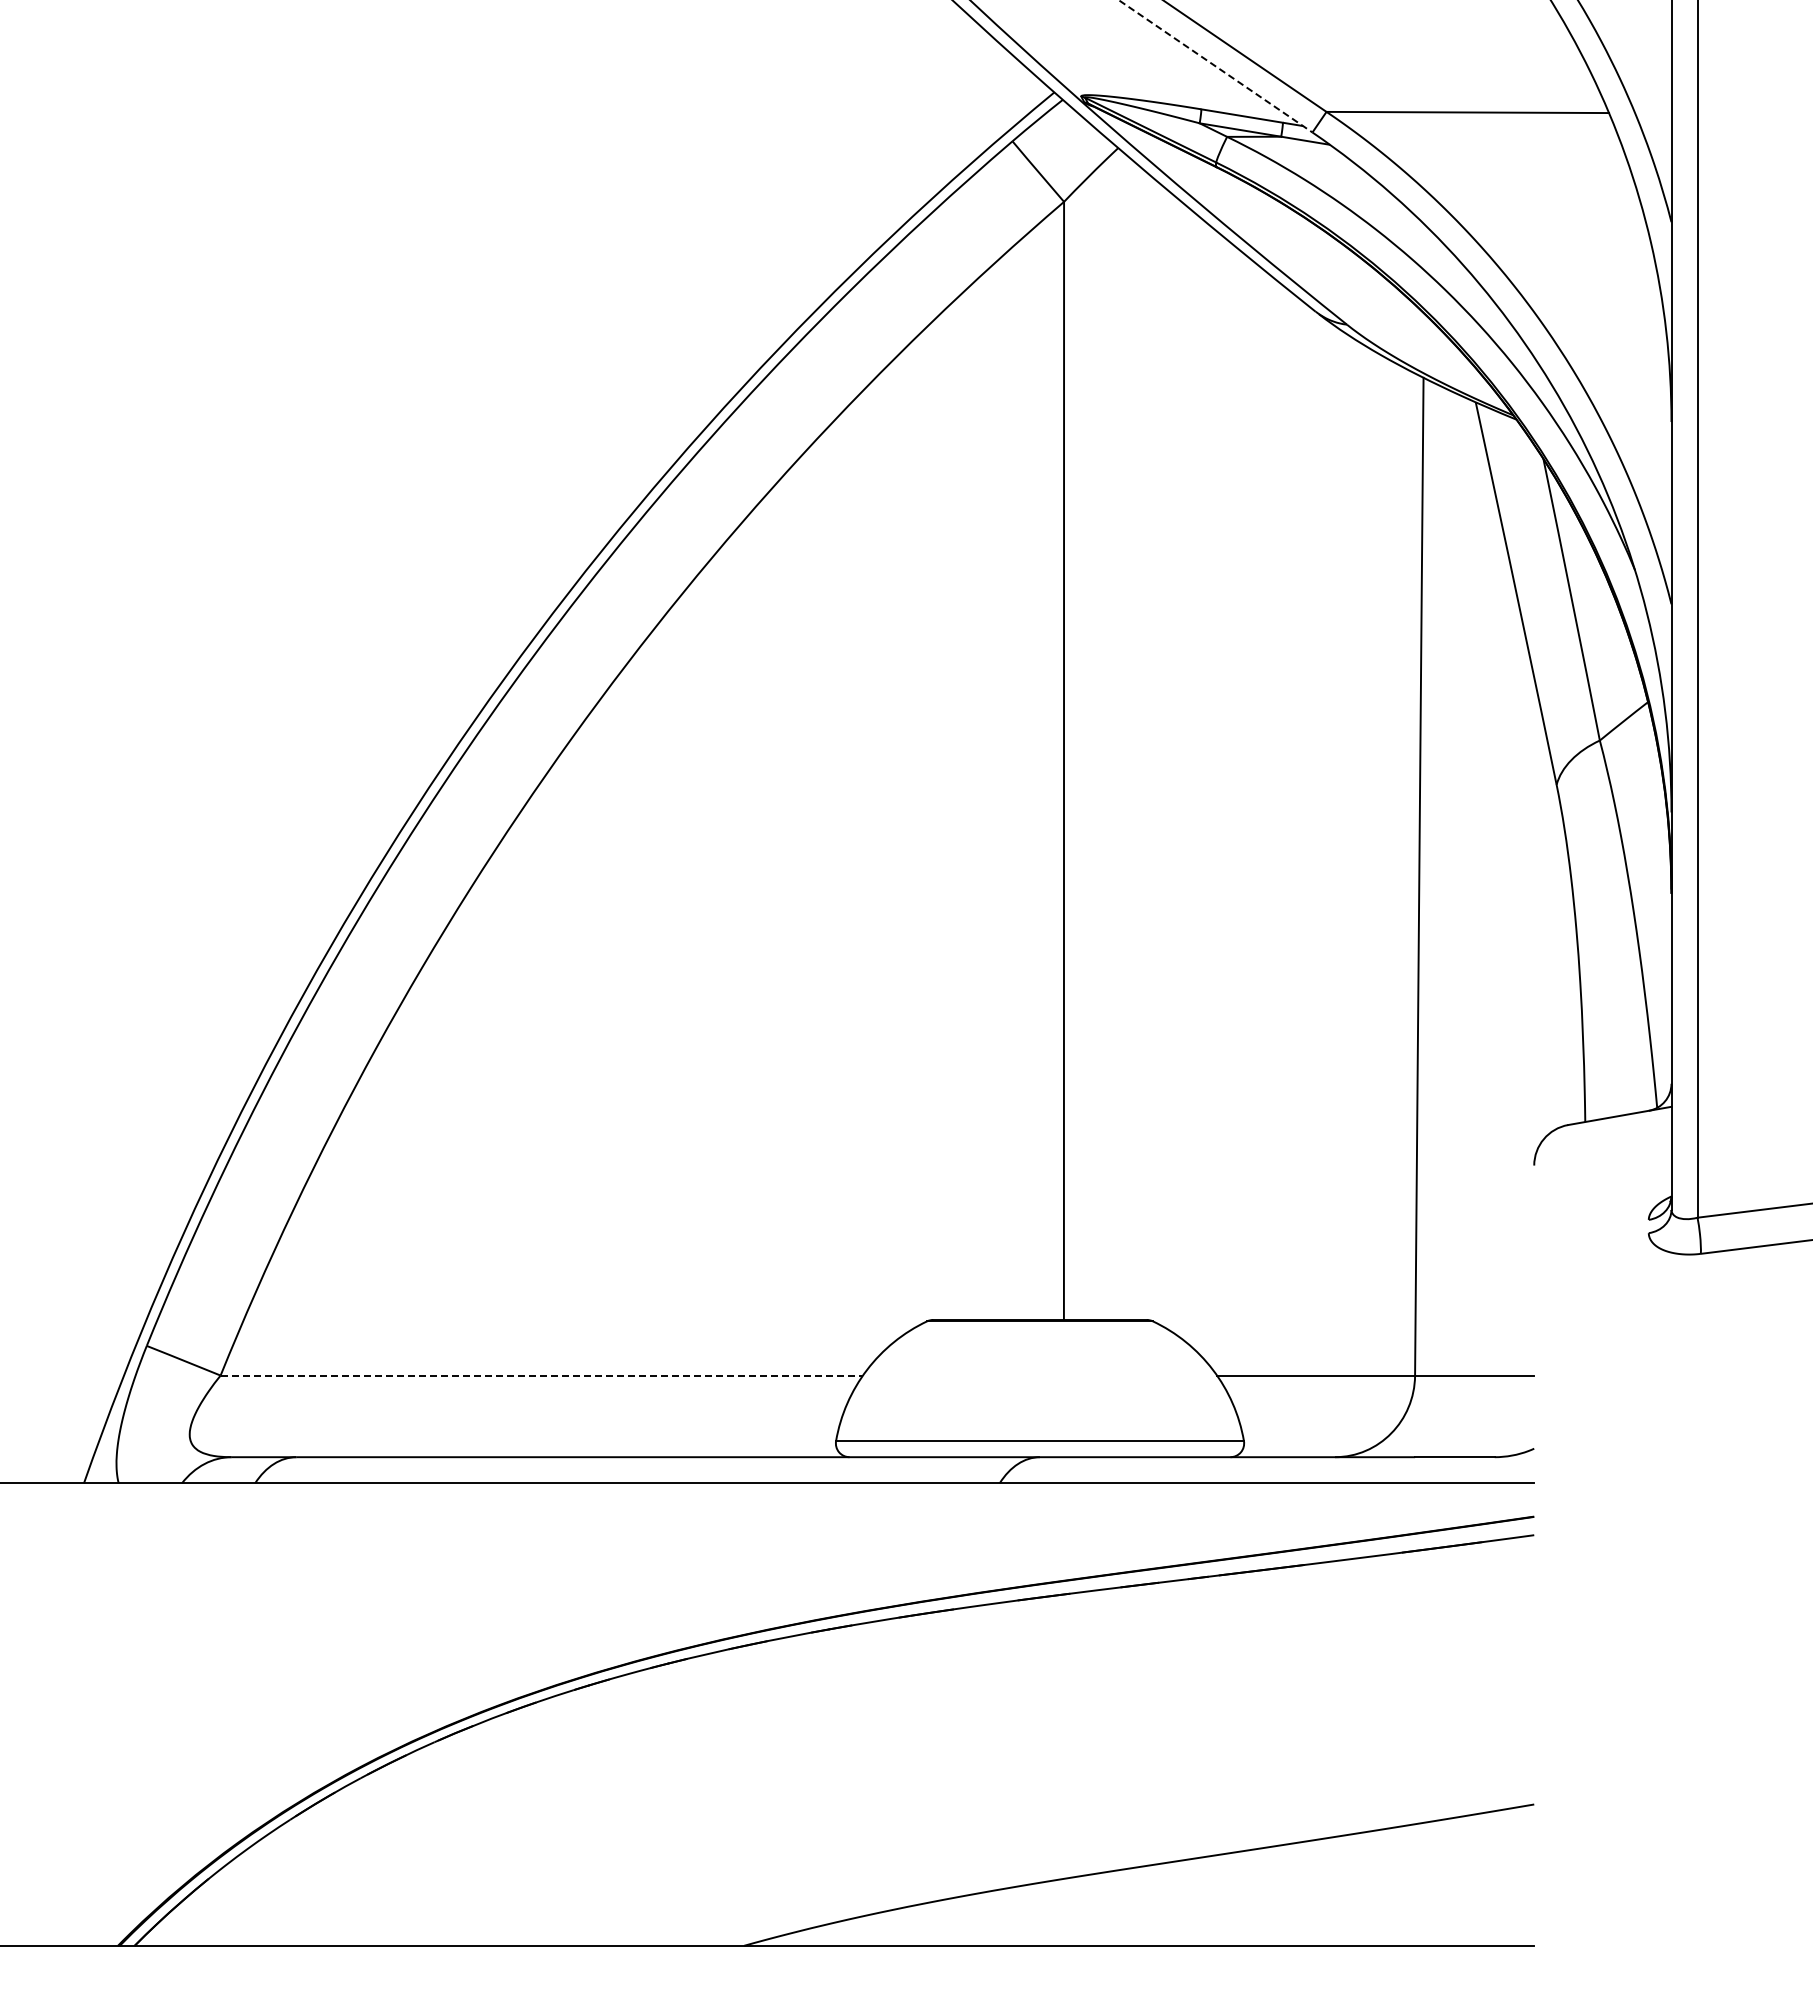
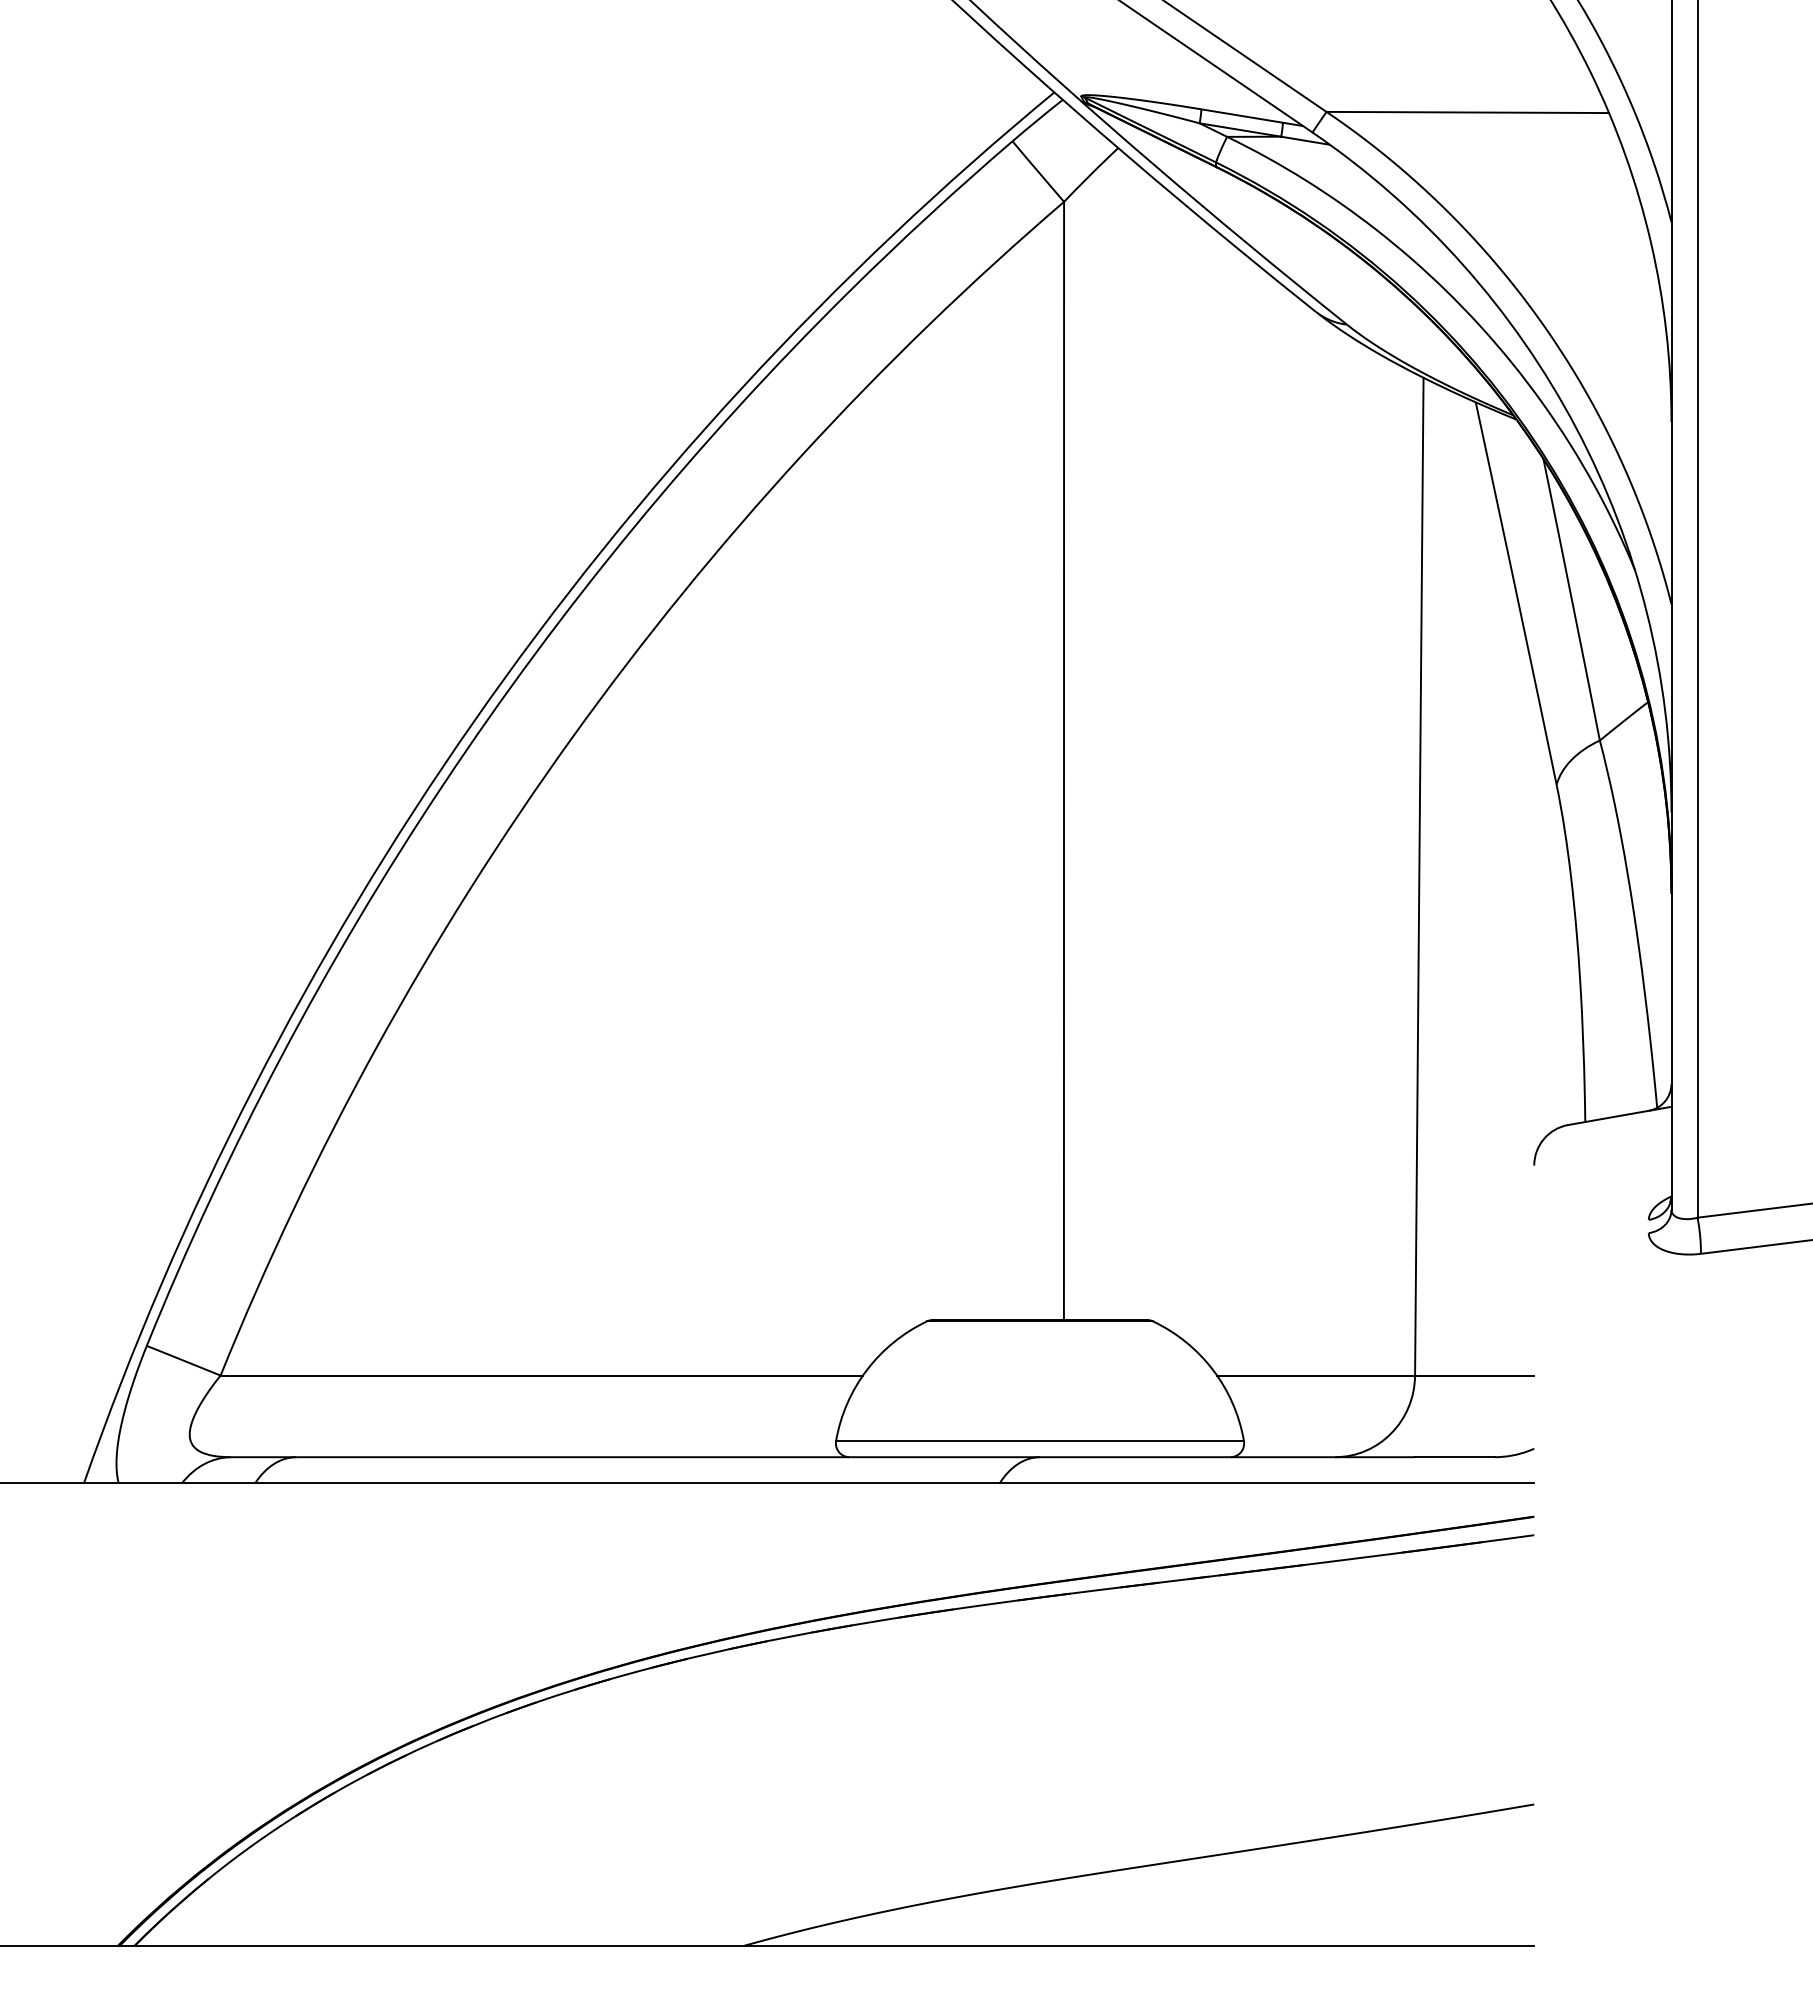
line: dashed -> solid (1215, 66)
line: dashed -> solid (542, 1375)
